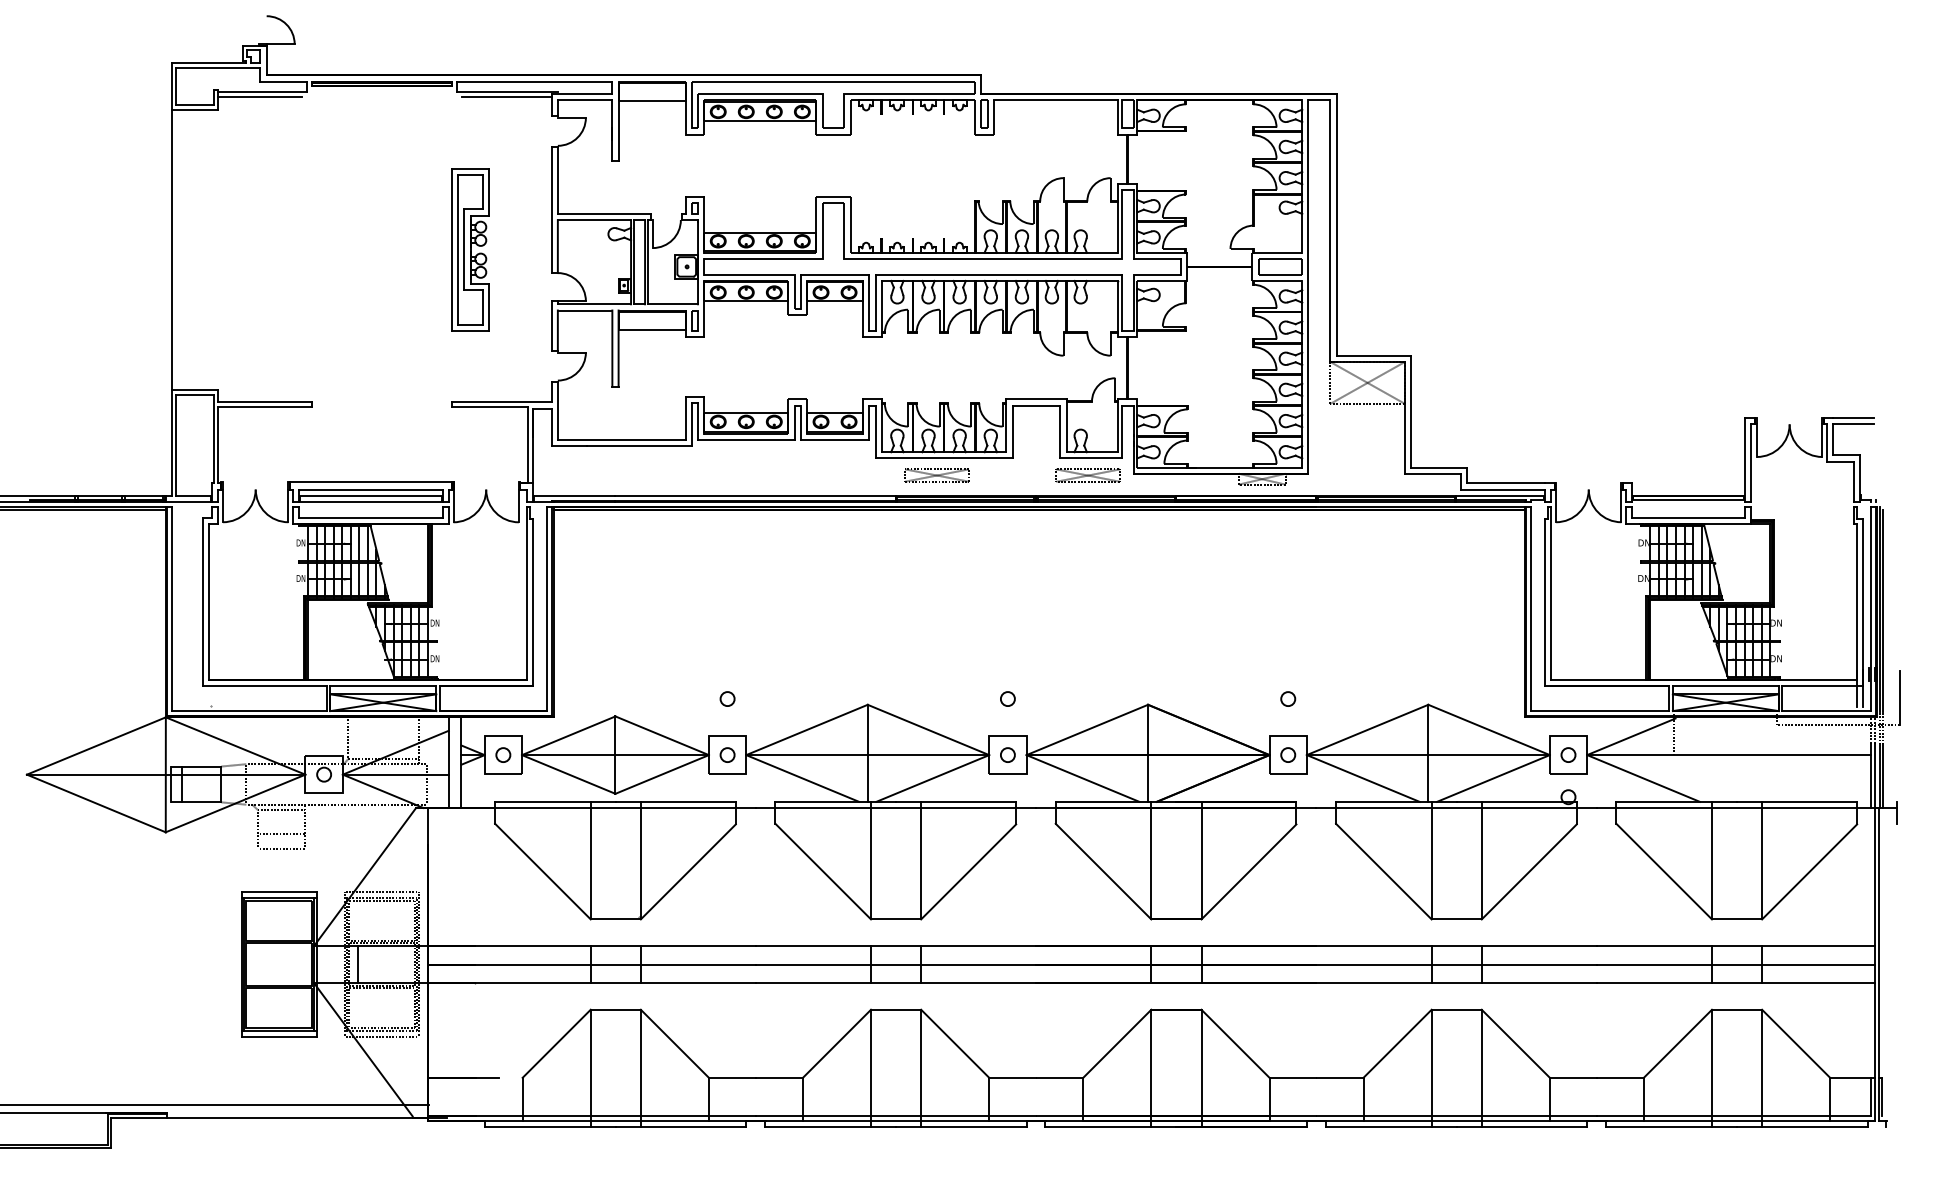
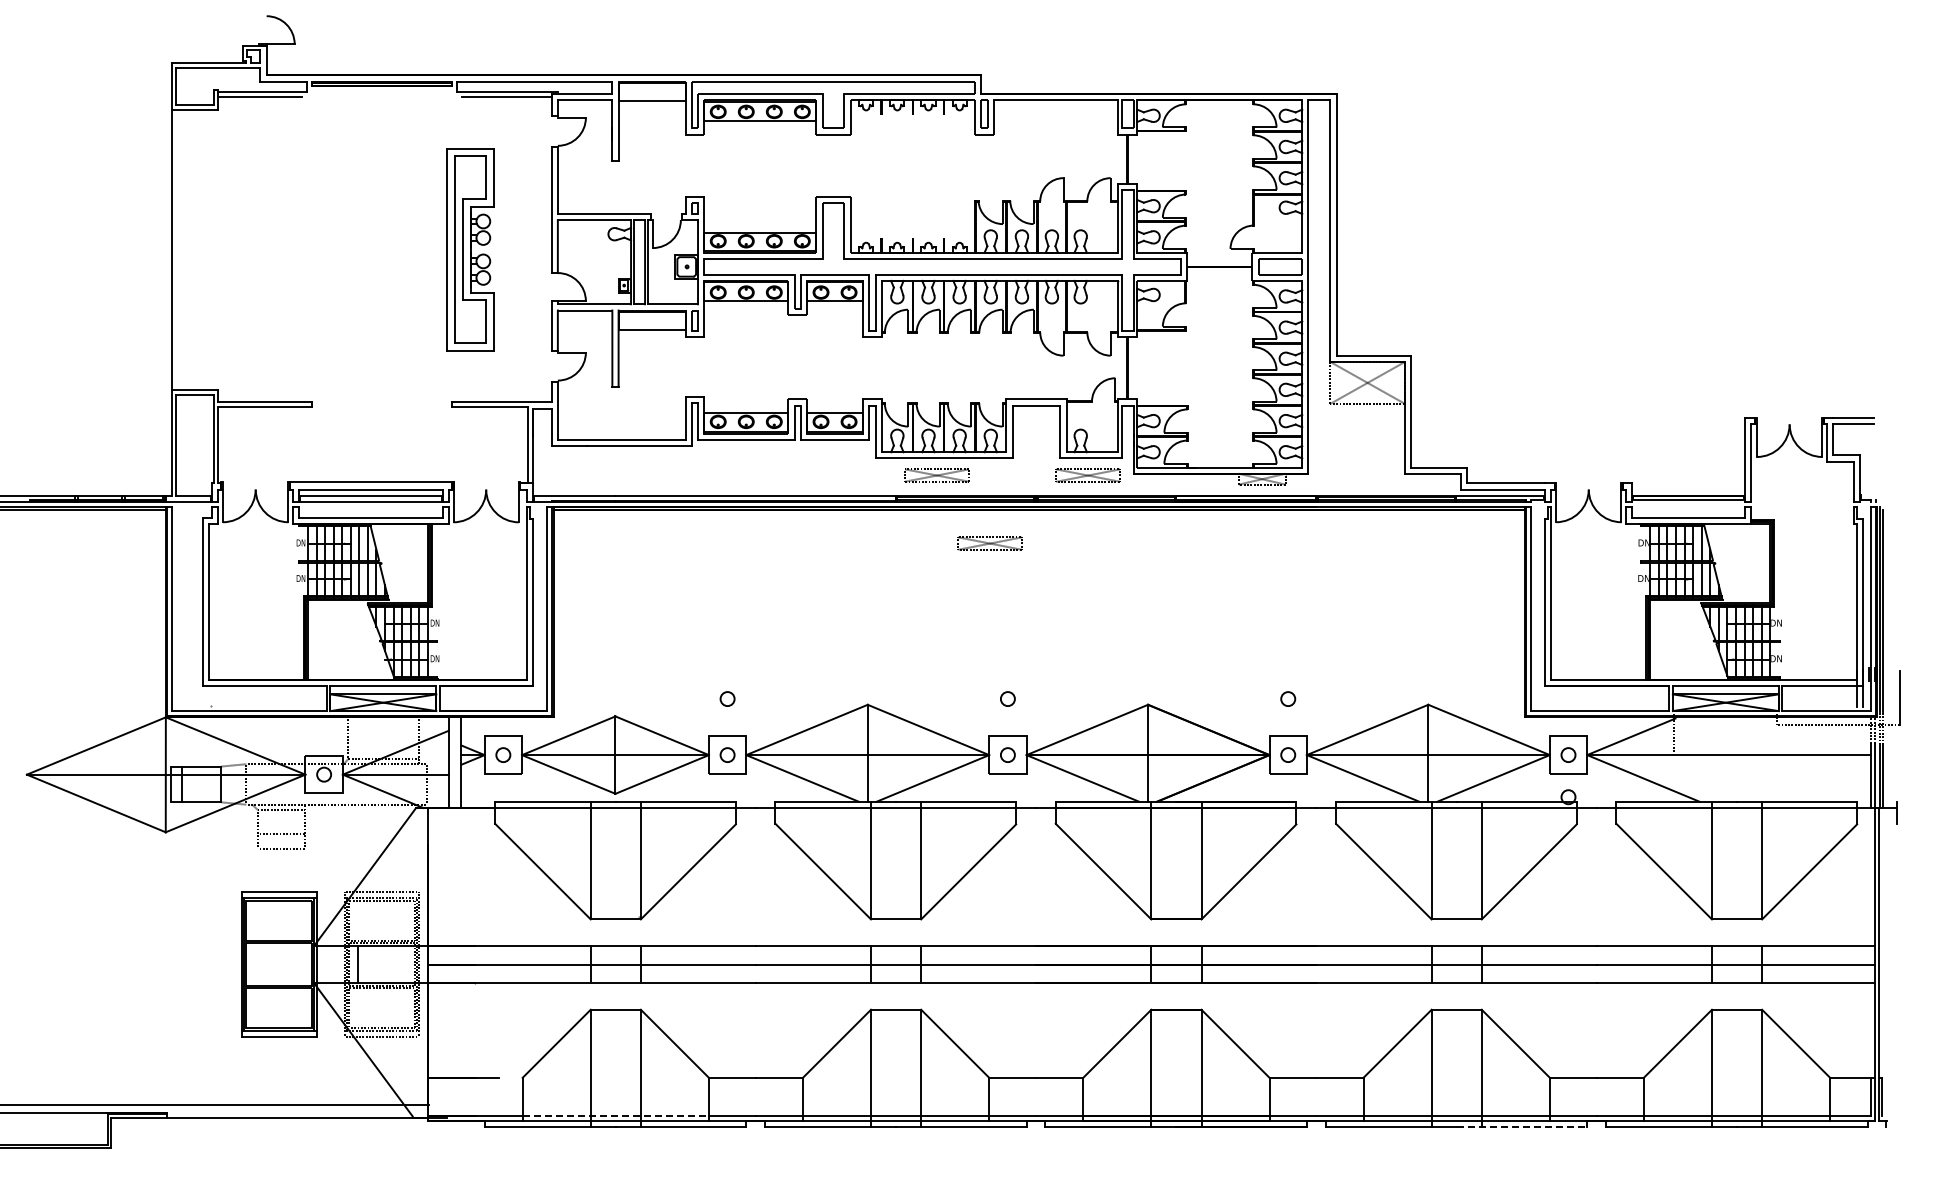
part size: 39x164 px -> 49x204 px (470, 249)
part: none -> present (989, 543)
line: solid -> dashed (616, 1116)
line: solid -> dashed (1522, 1127)
